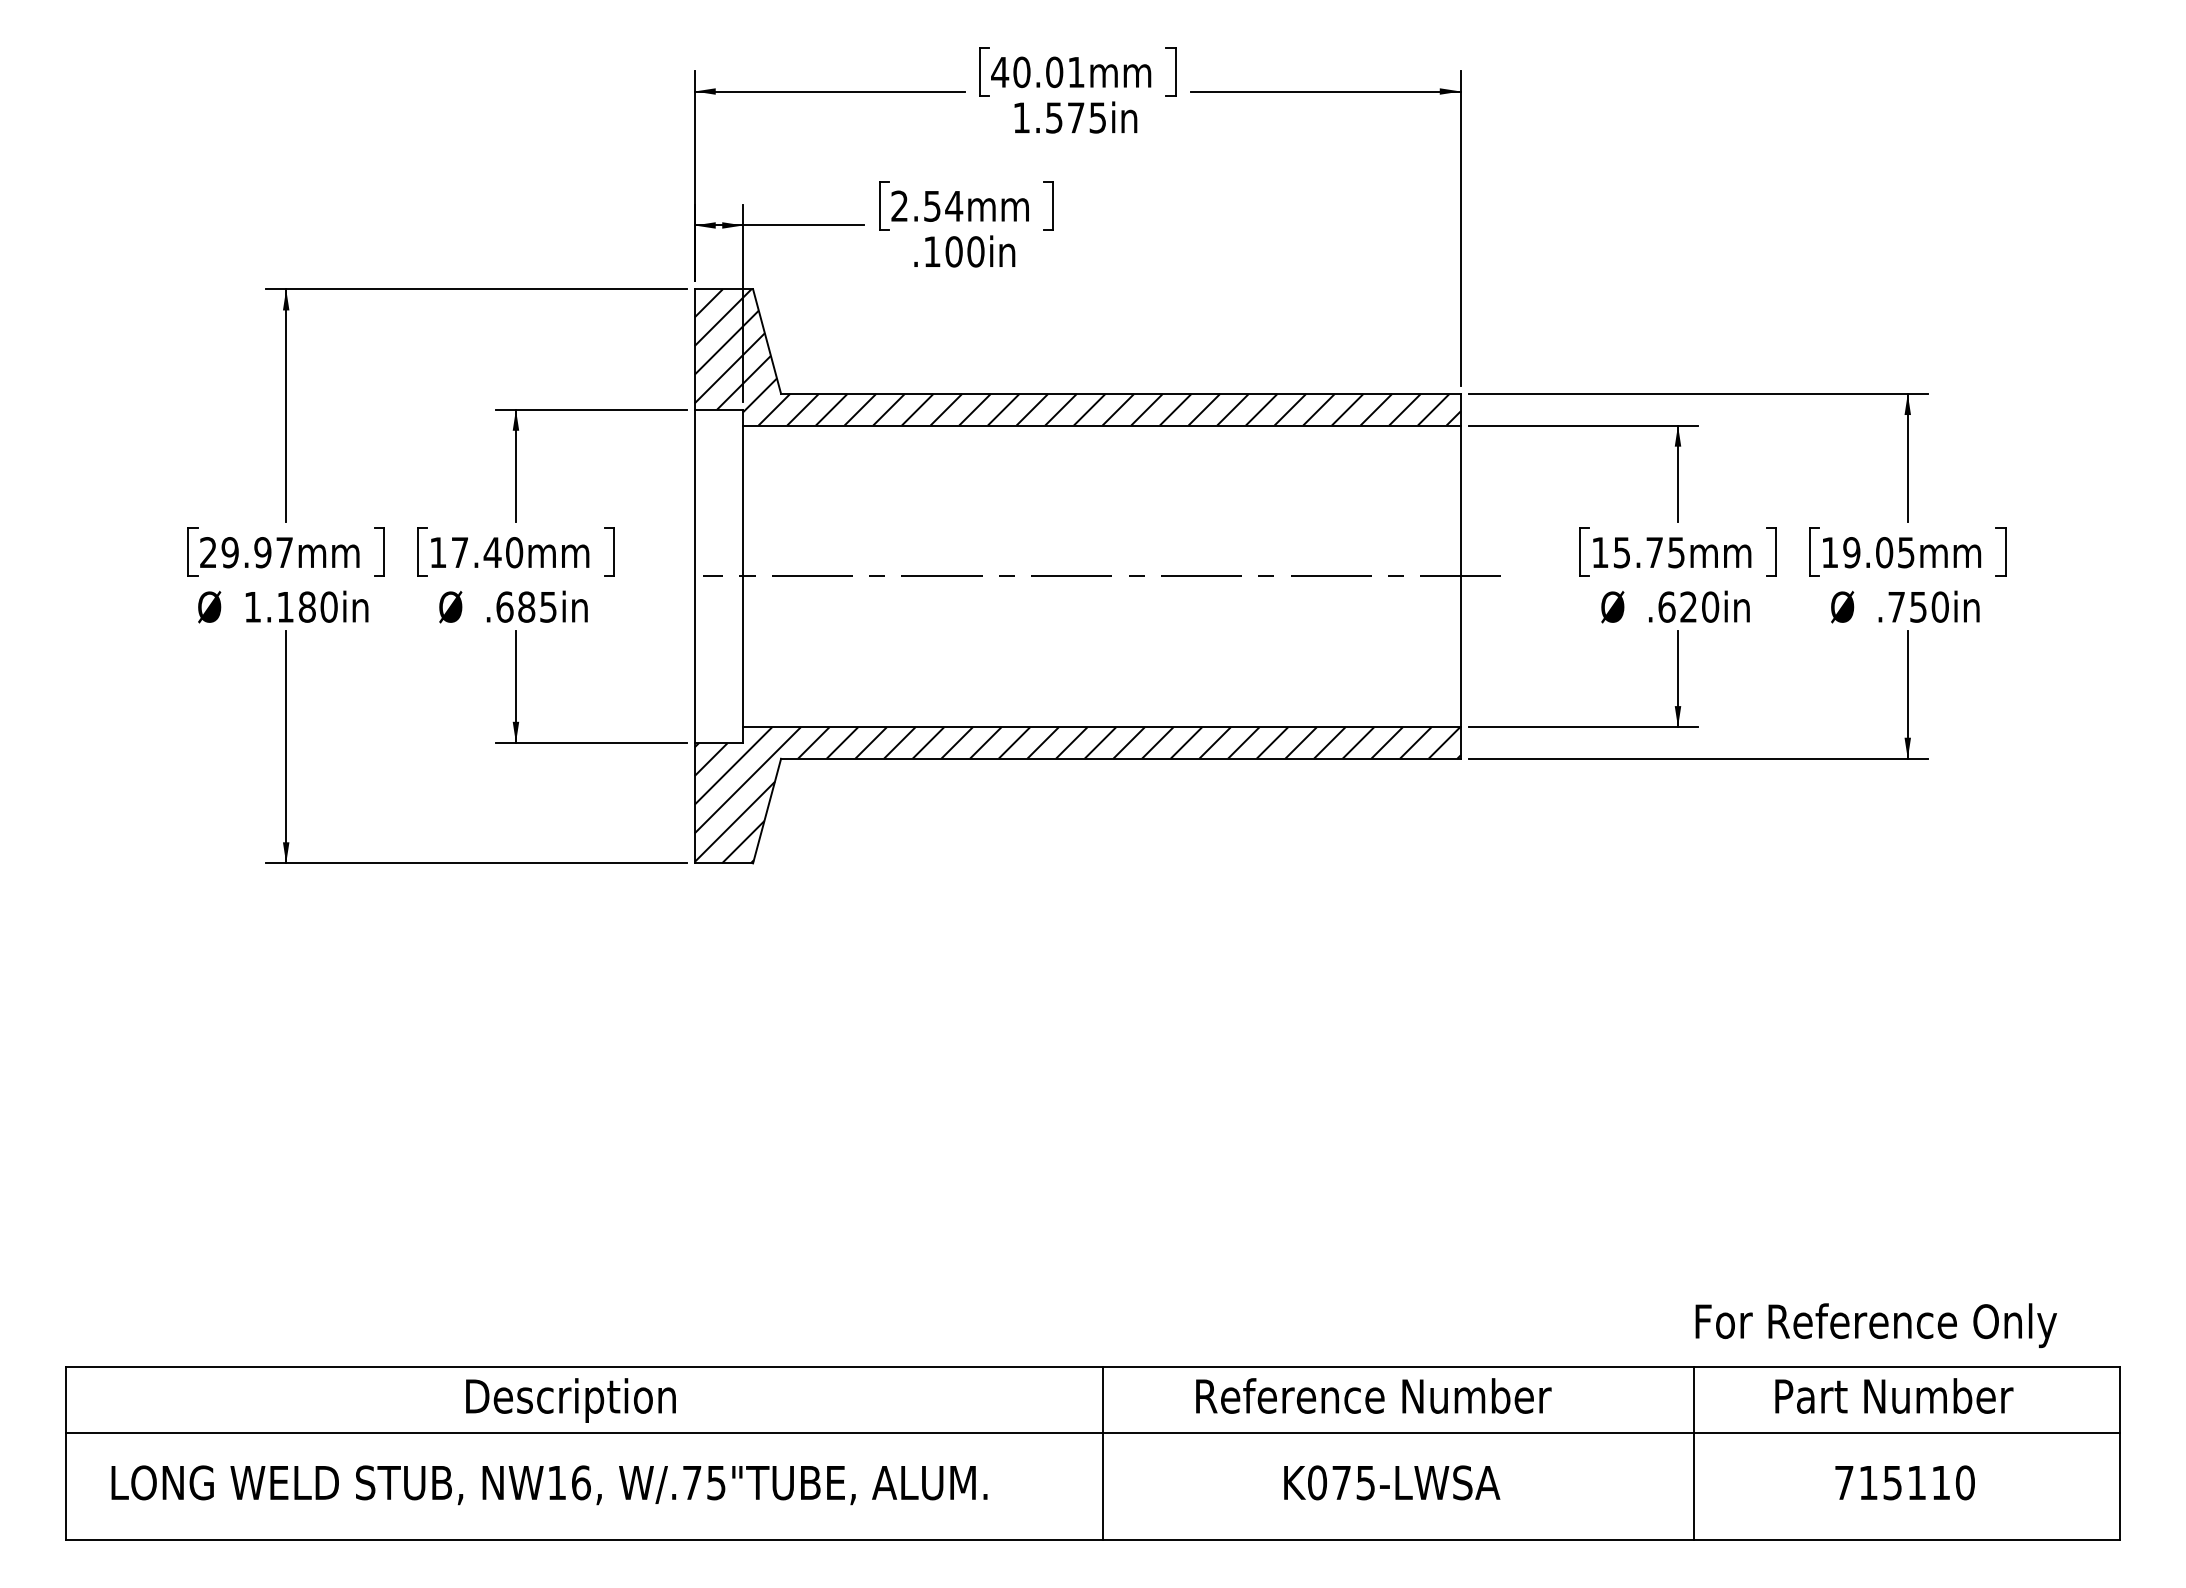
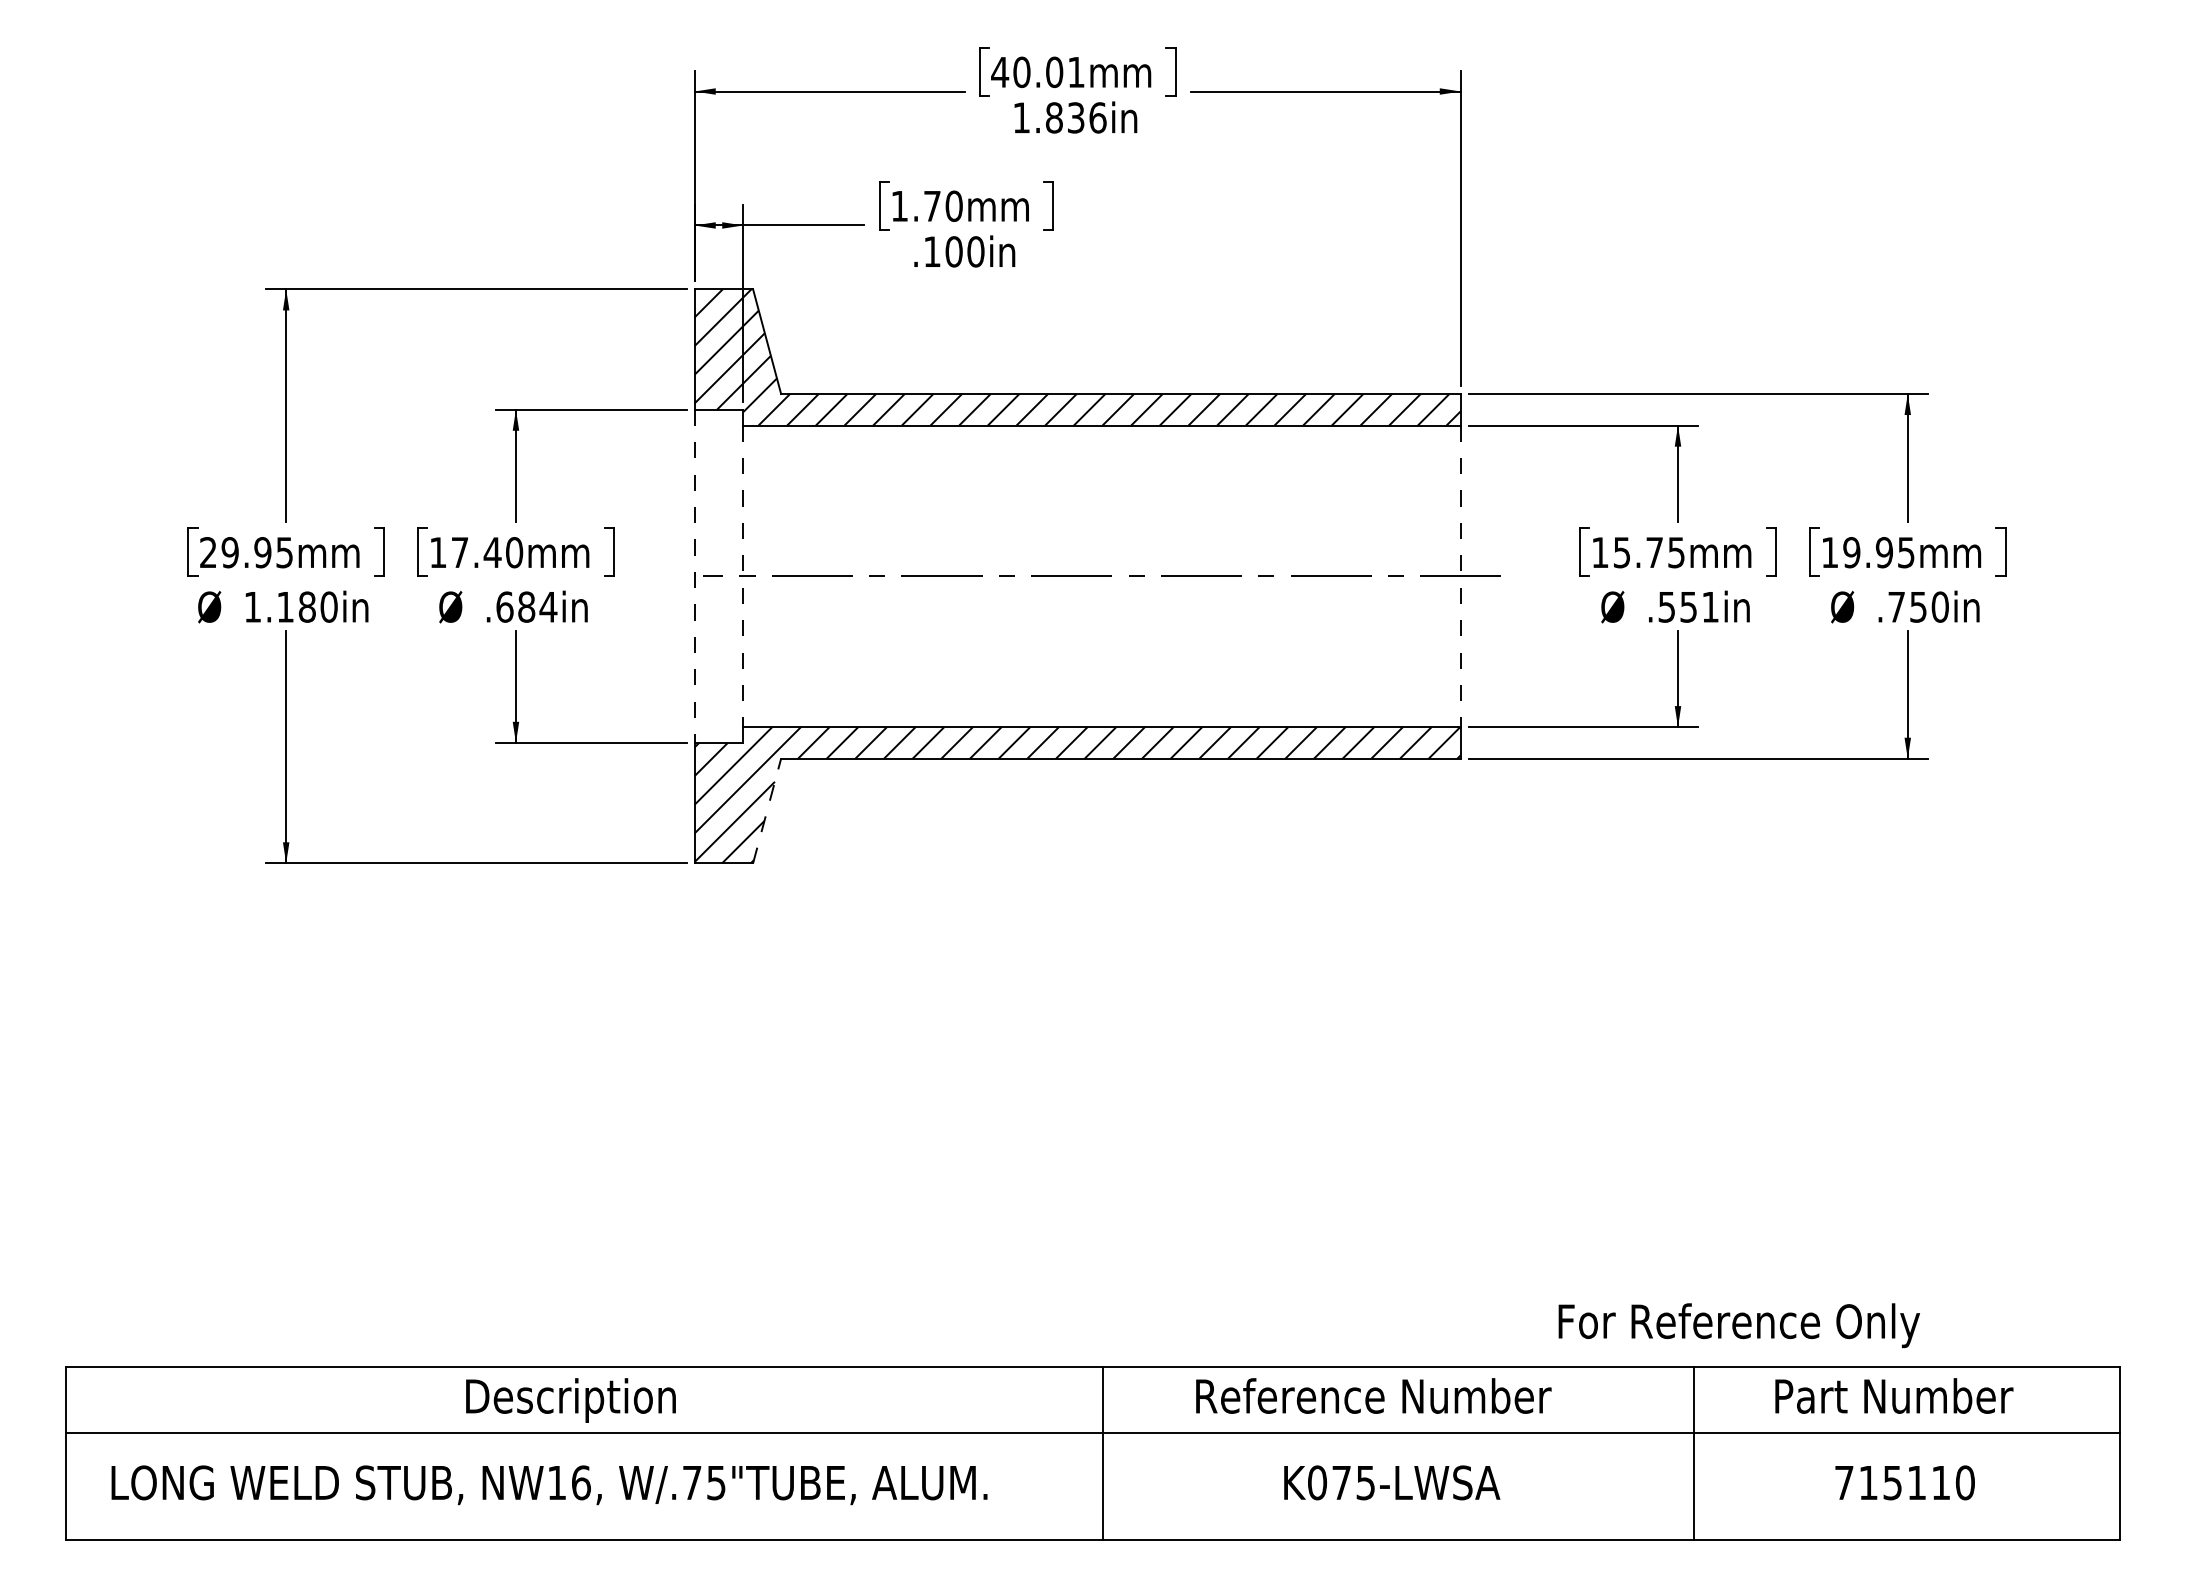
text: 1.575in -> 1.836in (1075, 117)
text: 2.54mm -> 1.70mm (927, 205)
text: 29.97mm -> 29.95mm (284, 552)
text: 19.05mm -> 19.95mm (1884, 552)
line: solid -> dashed (694, 576)
line: solid -> dashed (743, 576)
line: solid -> dashed (1460, 576)
text: .620in -> .551in (1688, 606)
text: .685in -> .684in (548, 607)
line: solid -> dashed (767, 810)
text position: (1875, 1325) -> (1738, 1325) (1738, 1325)
